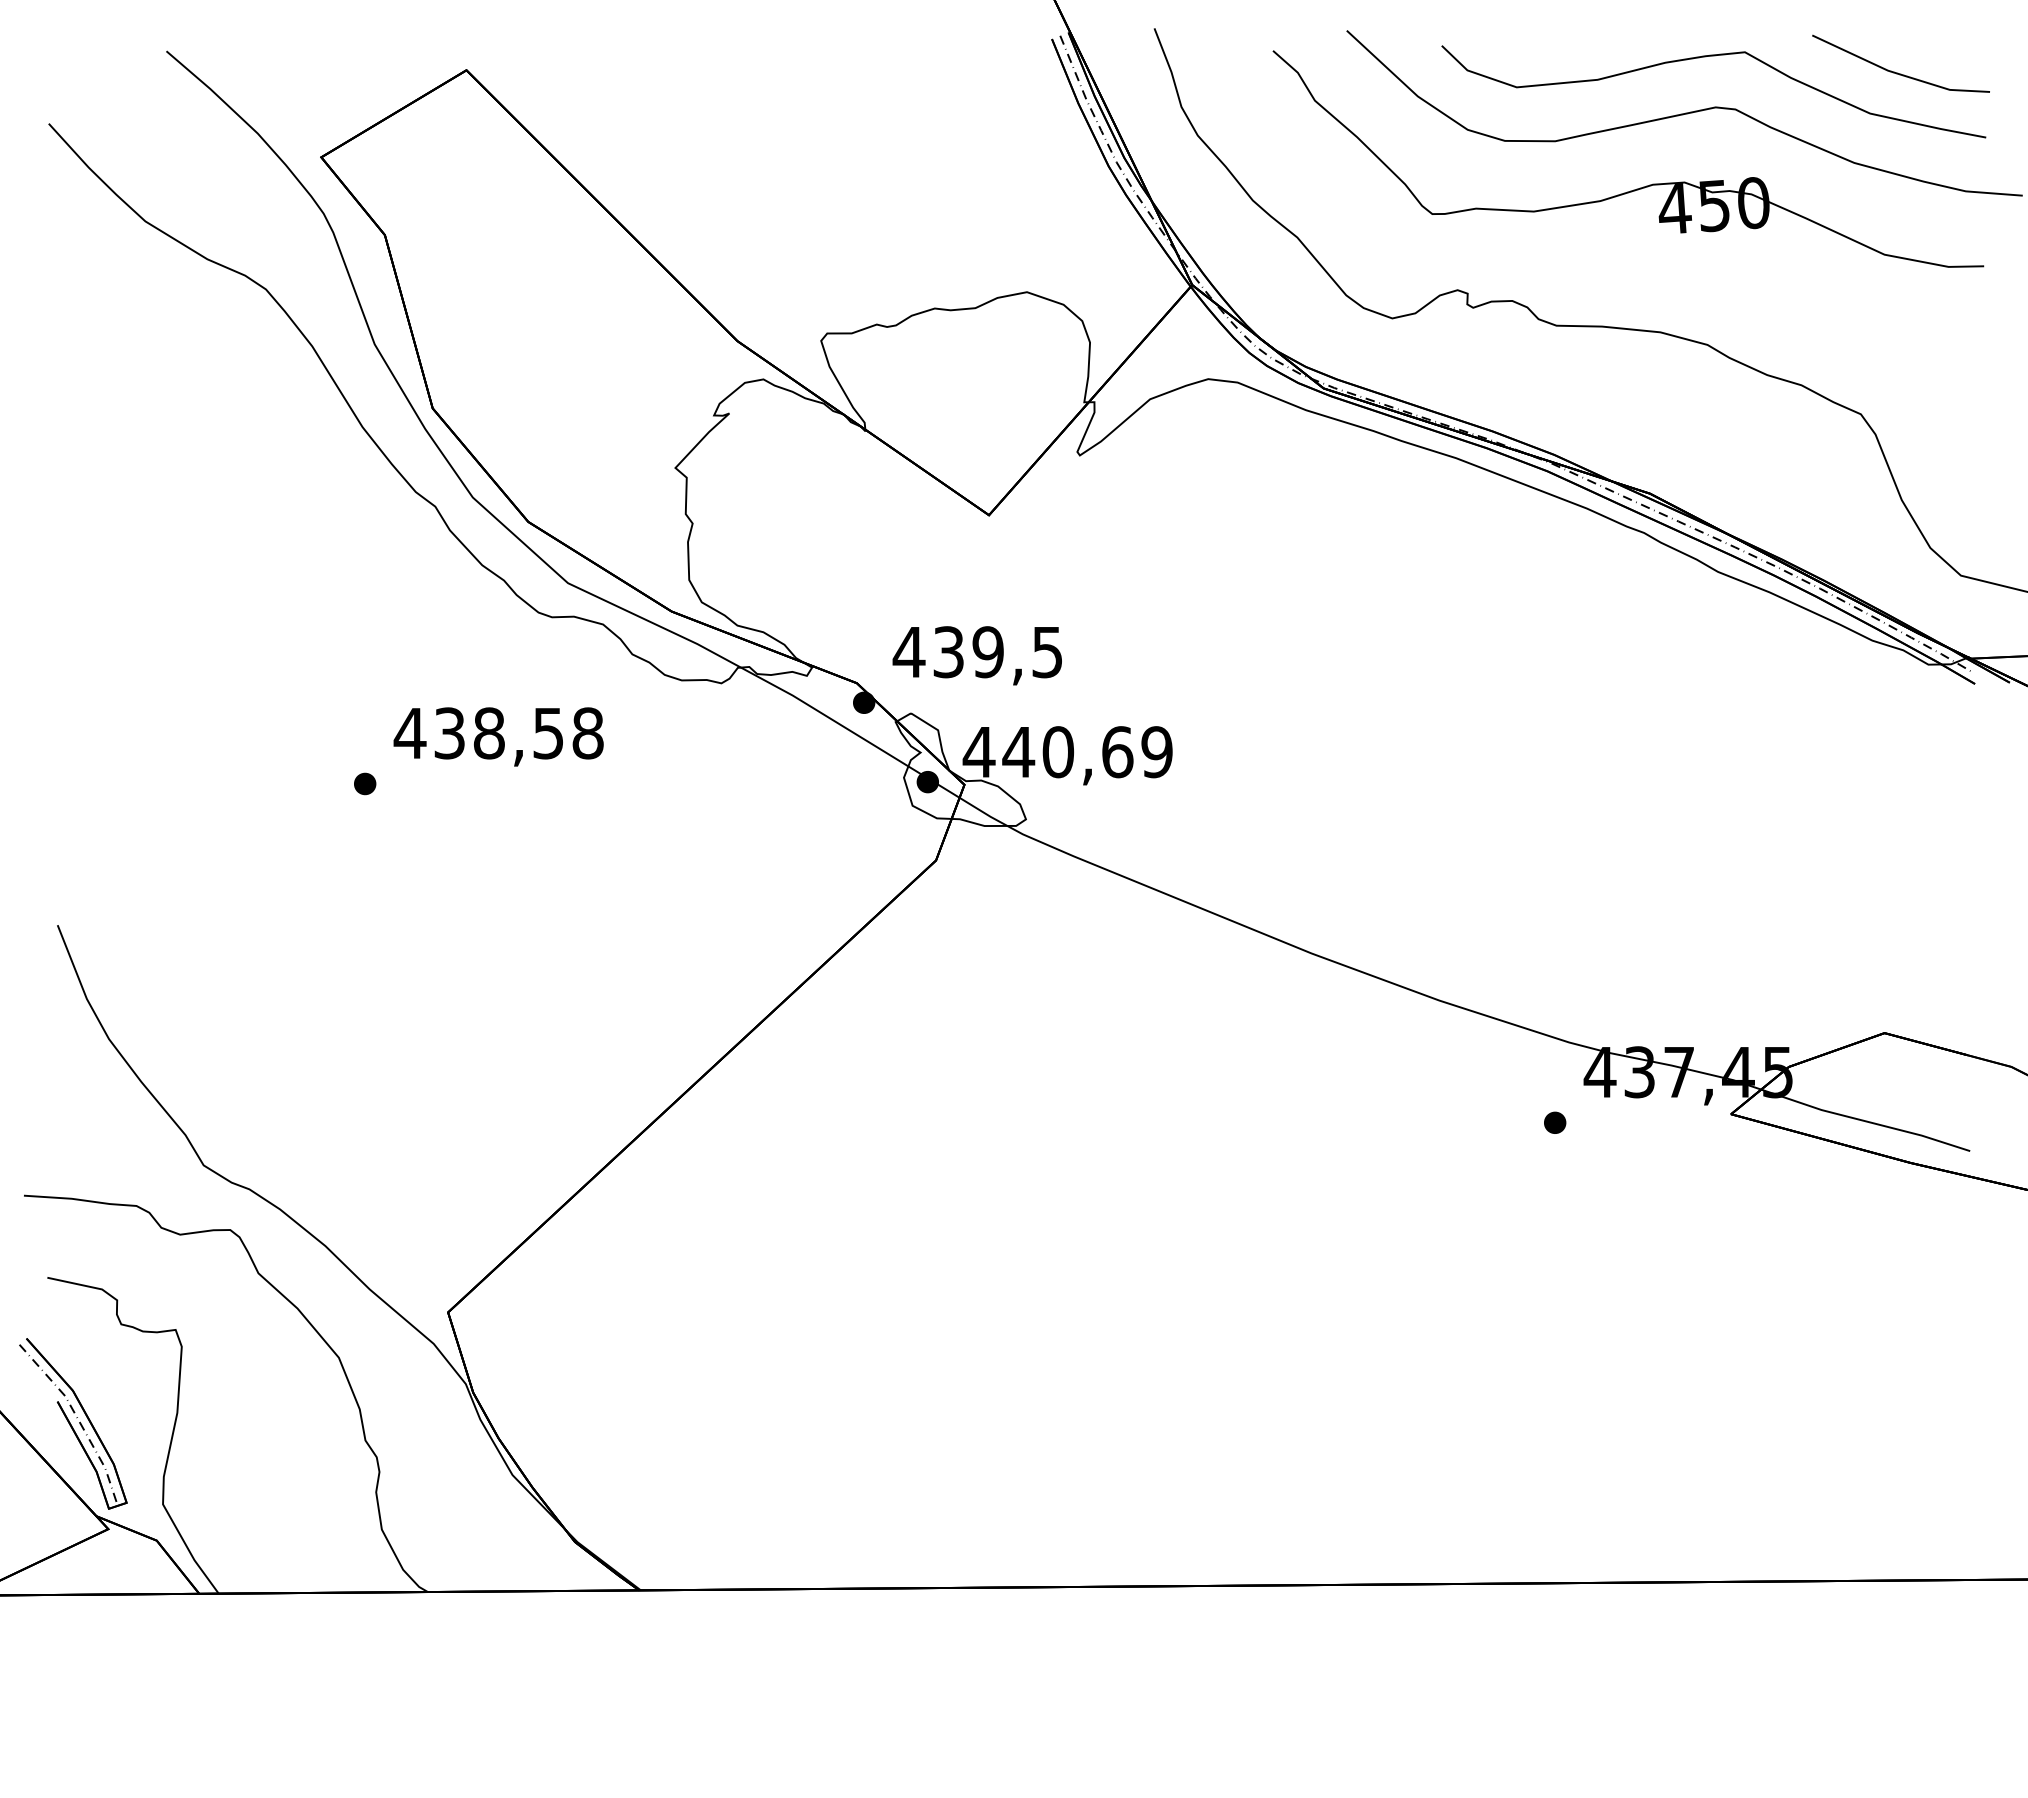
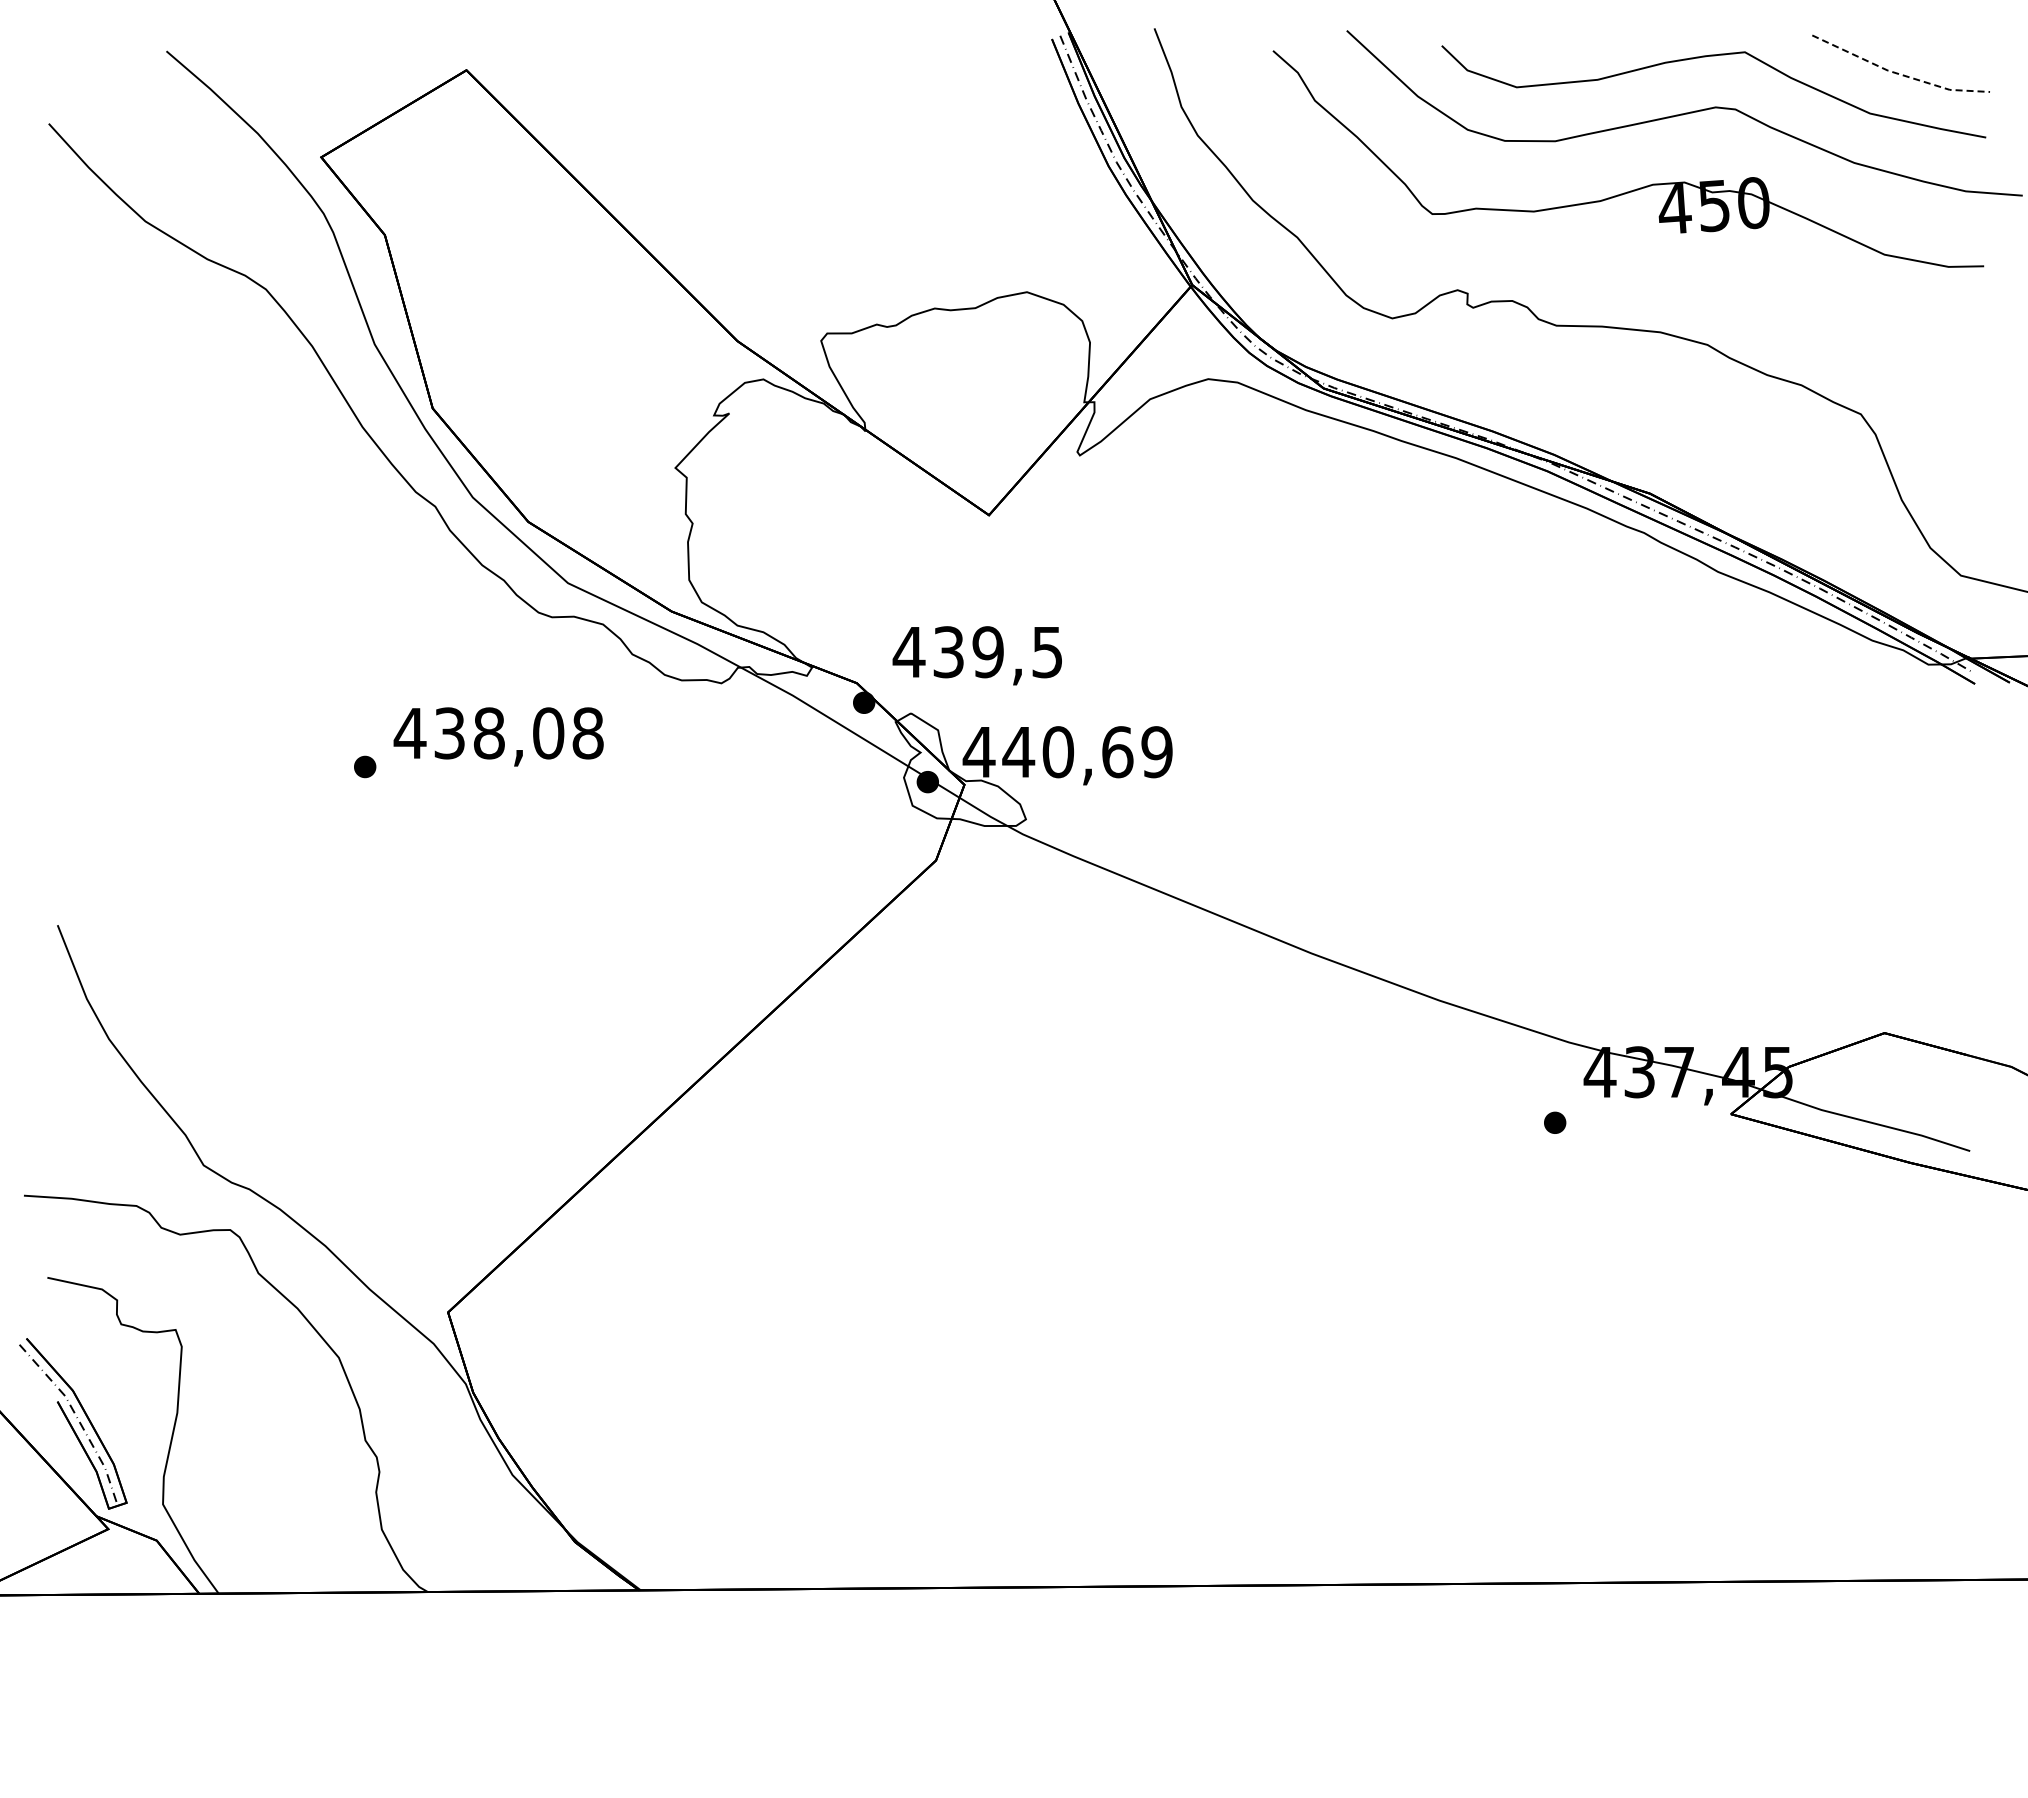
line: solid -> dashed (1898, 73)
text: 438,58 -> 438,08 (548, 733)
part position: (365, 783) -> (365, 766) (365, 766)
